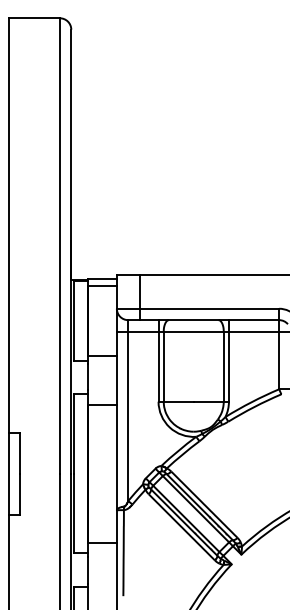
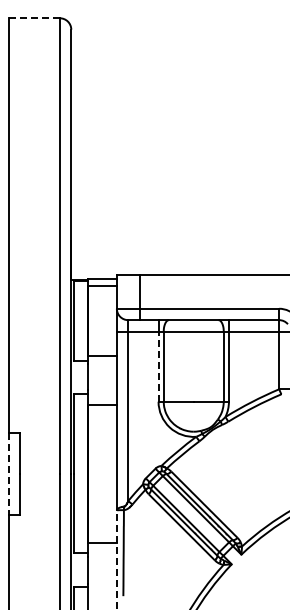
line: solid -> dashed (34, 18)
line: solid -> dashed (158, 366)
line: solid -> dashed (8, 474)
line: solid -> dashed (116, 559)
